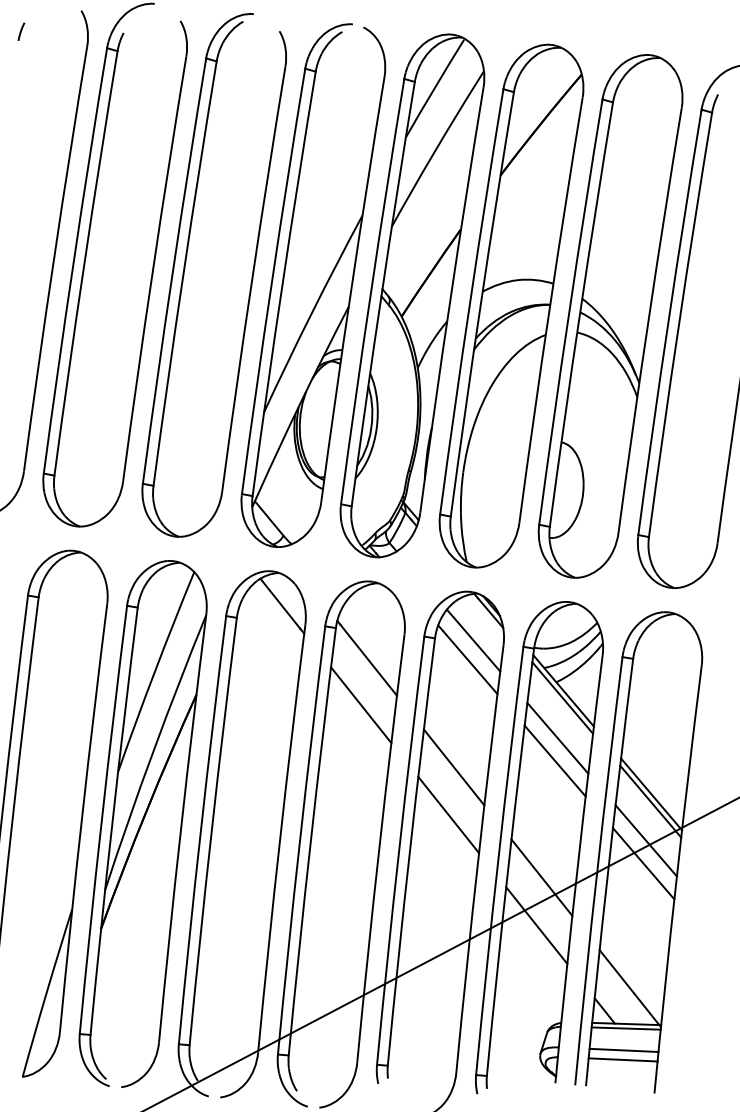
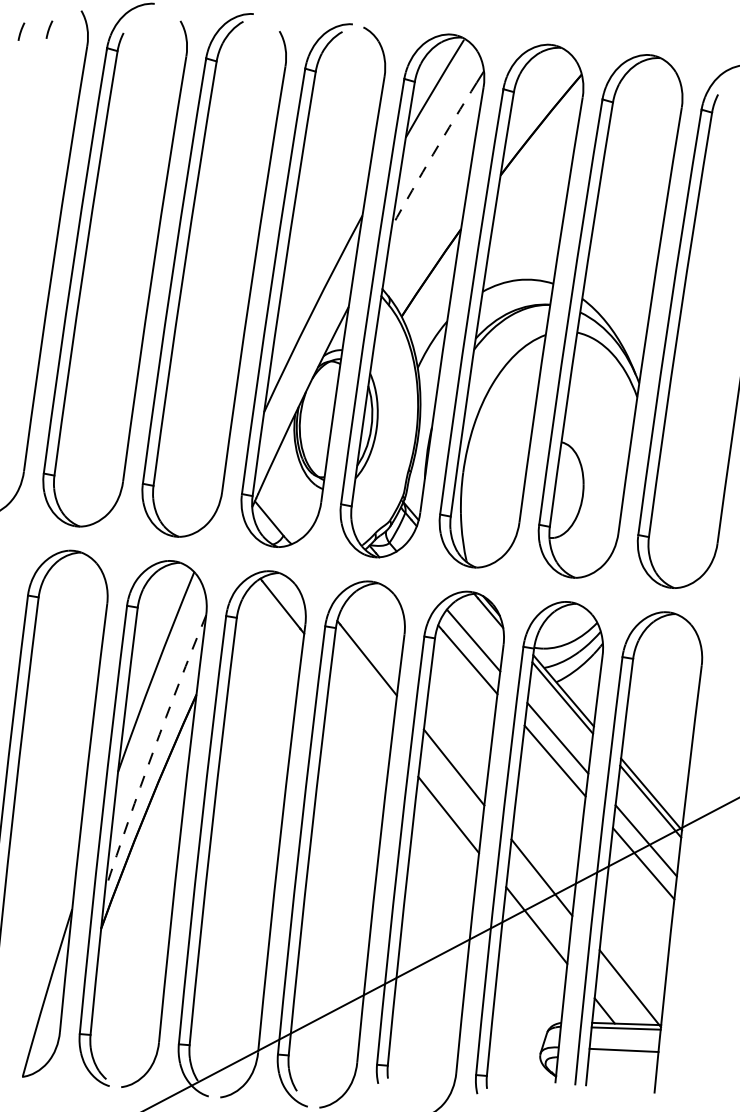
line: none -> present (49, 29)
arc: solid -> dashed (433, 154)
line: present -> none (361, 705)
arc: solid -> dashed (153, 751)
line: present -> none (622, 1059)
